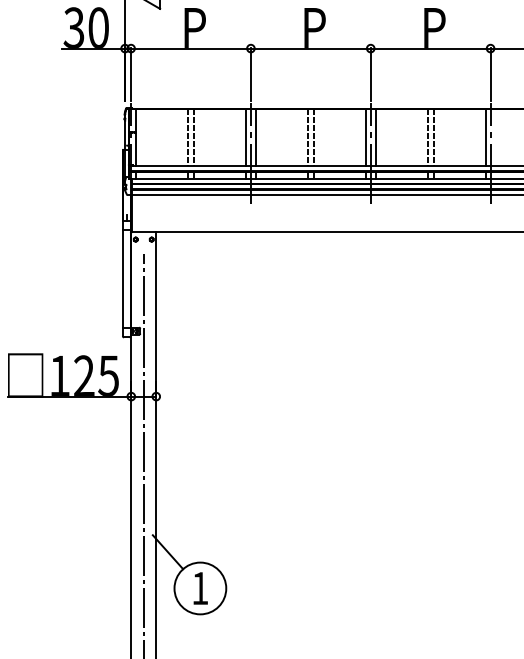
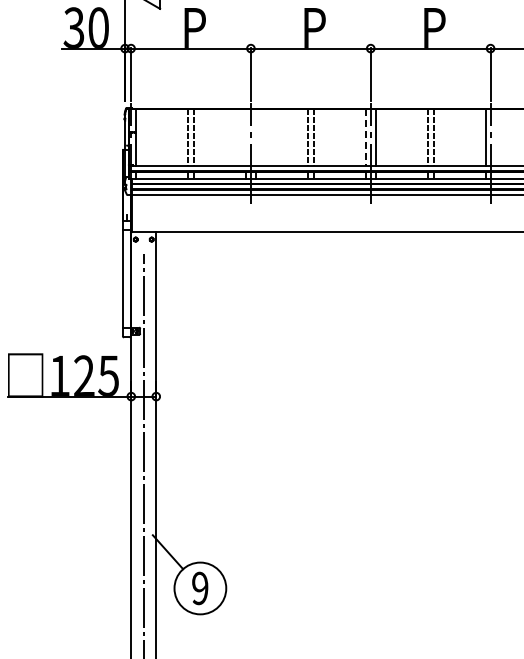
line: present -> none (245, 137)
line: present -> none (255, 137)
line: solid -> dashed (365, 137)
text: 1 -> 9 (200, 588)
